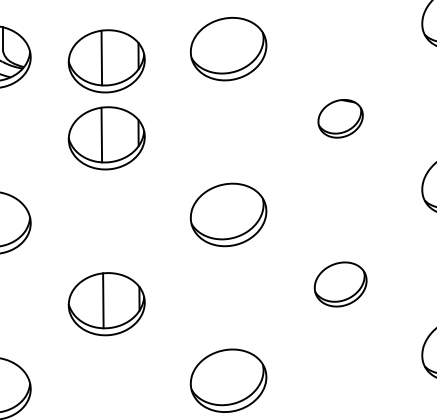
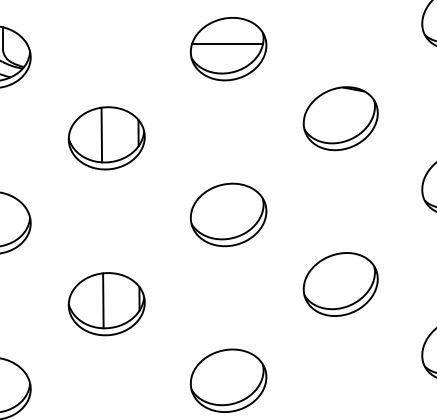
line: none -> present (227, 43)
part: present -> none (106, 61)
part size: 47x40 px -> 77x66 px (340, 118)
part size: 55x47 px -> 77x65 px (340, 284)
